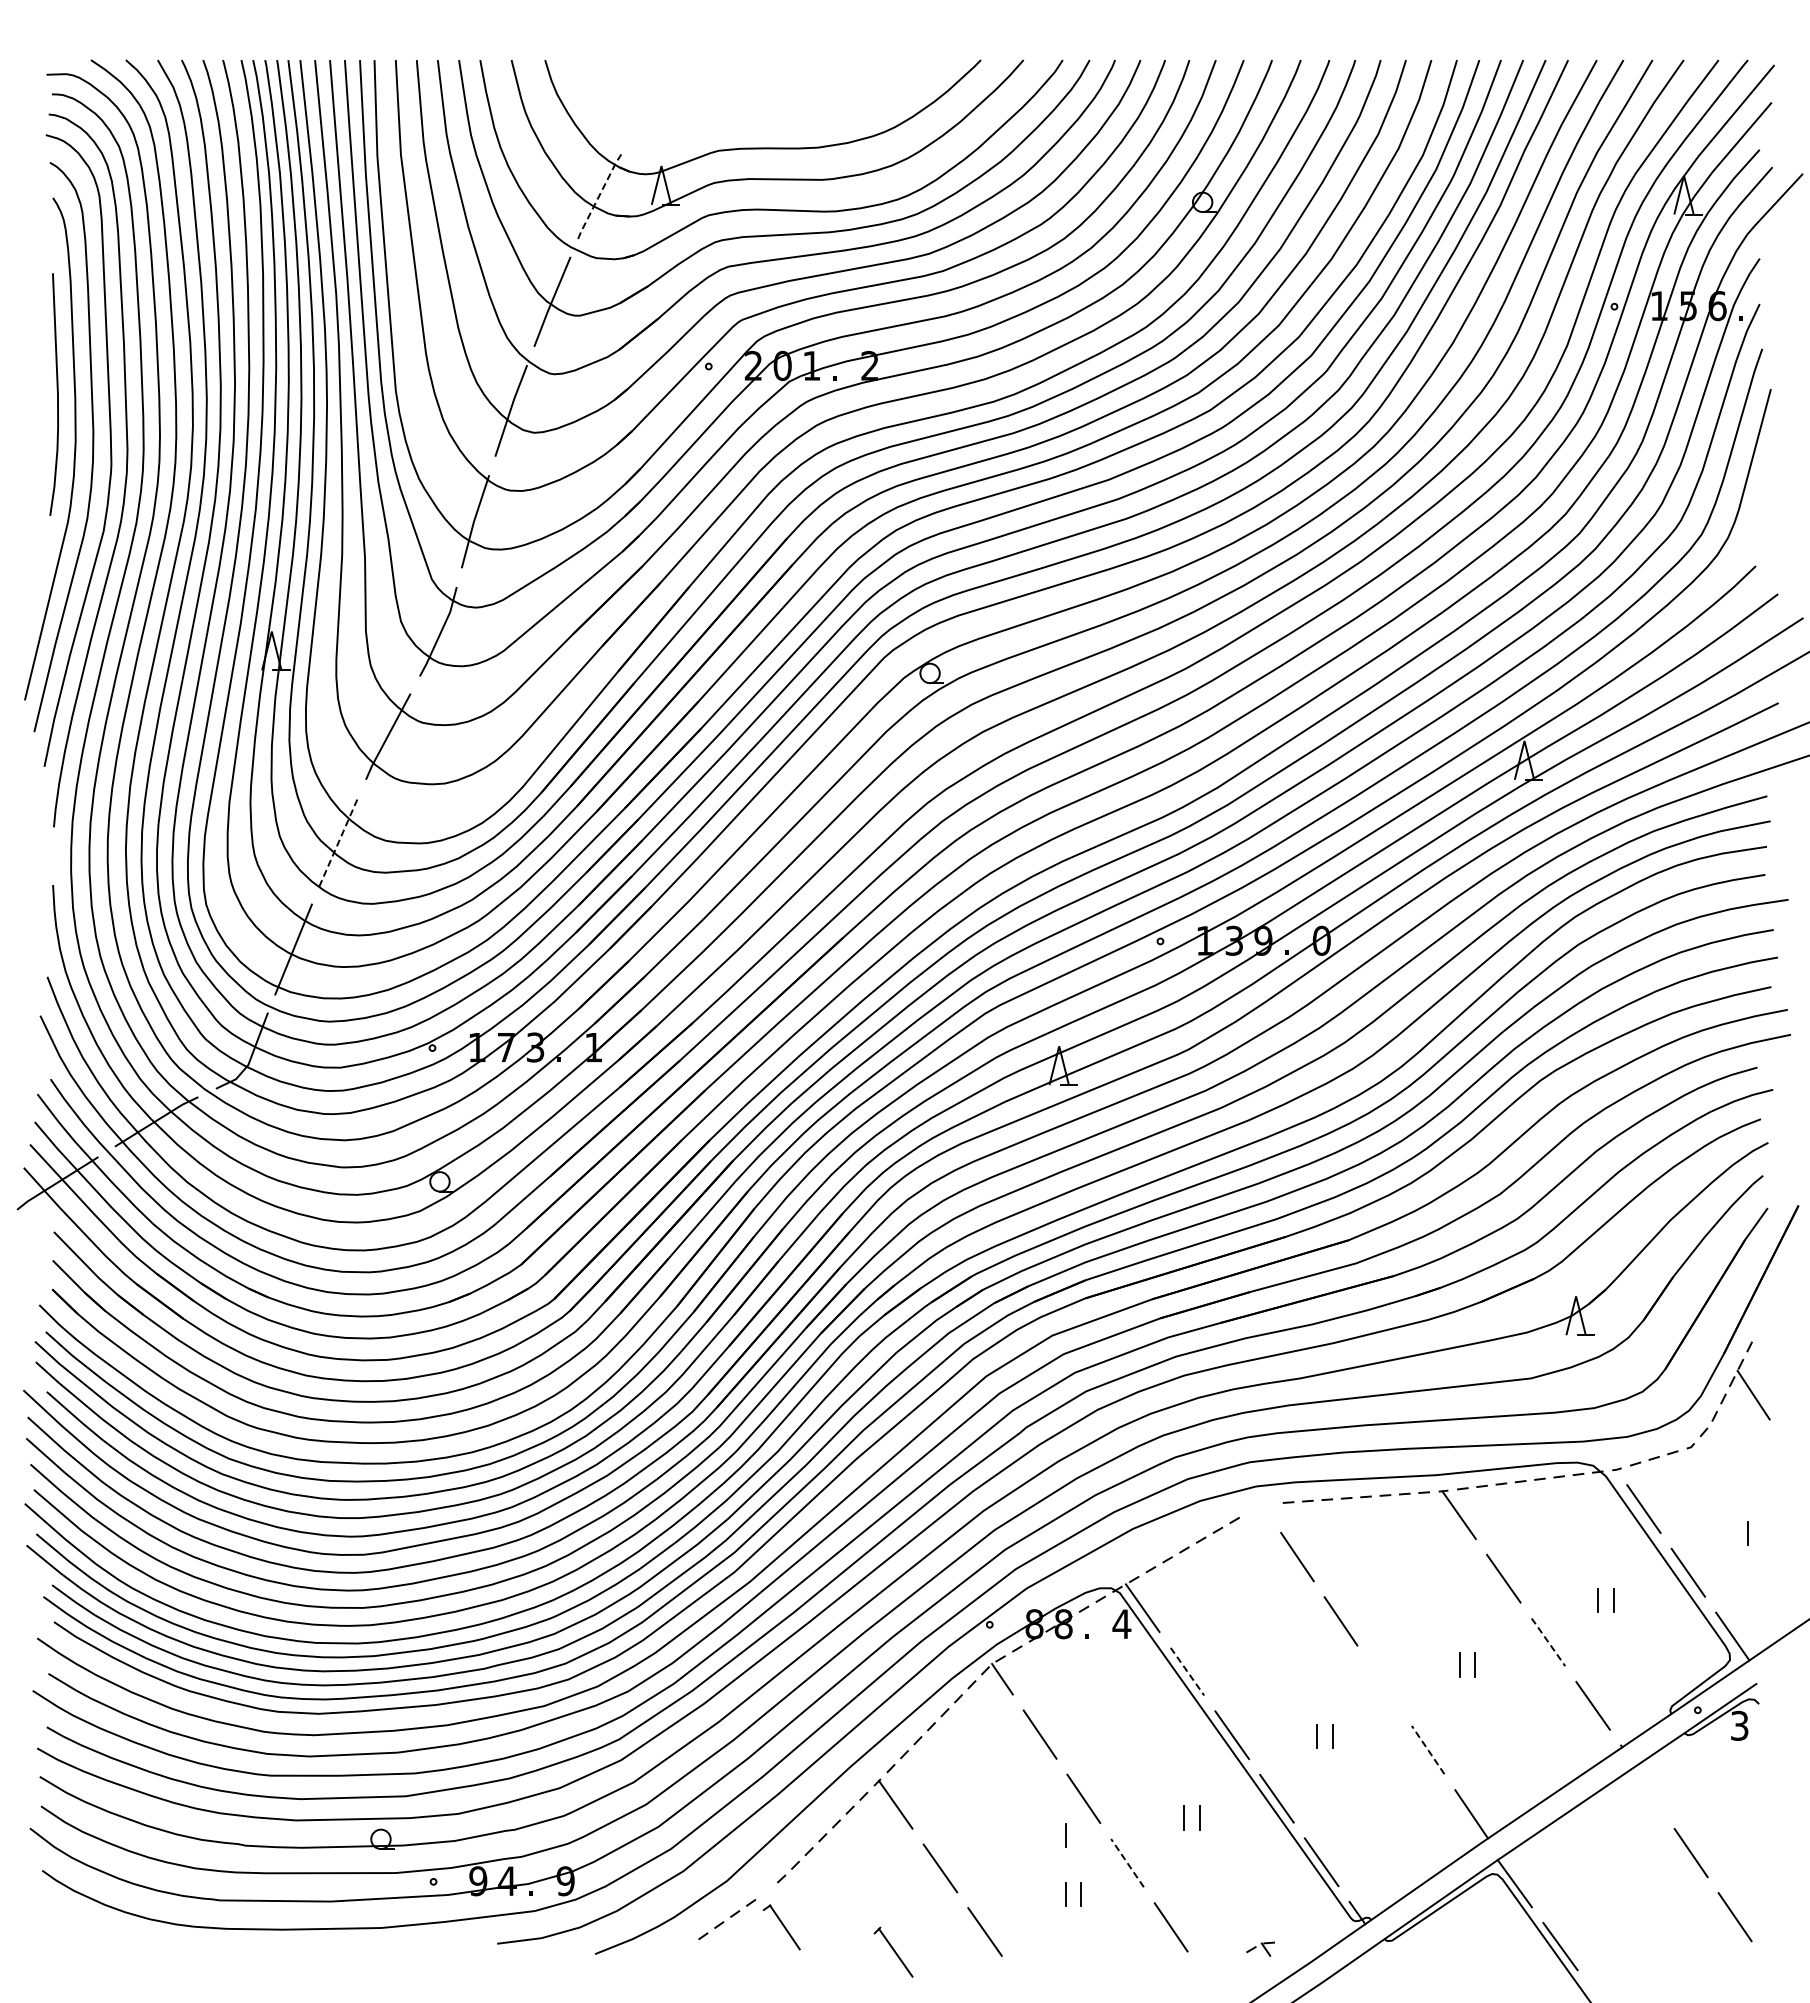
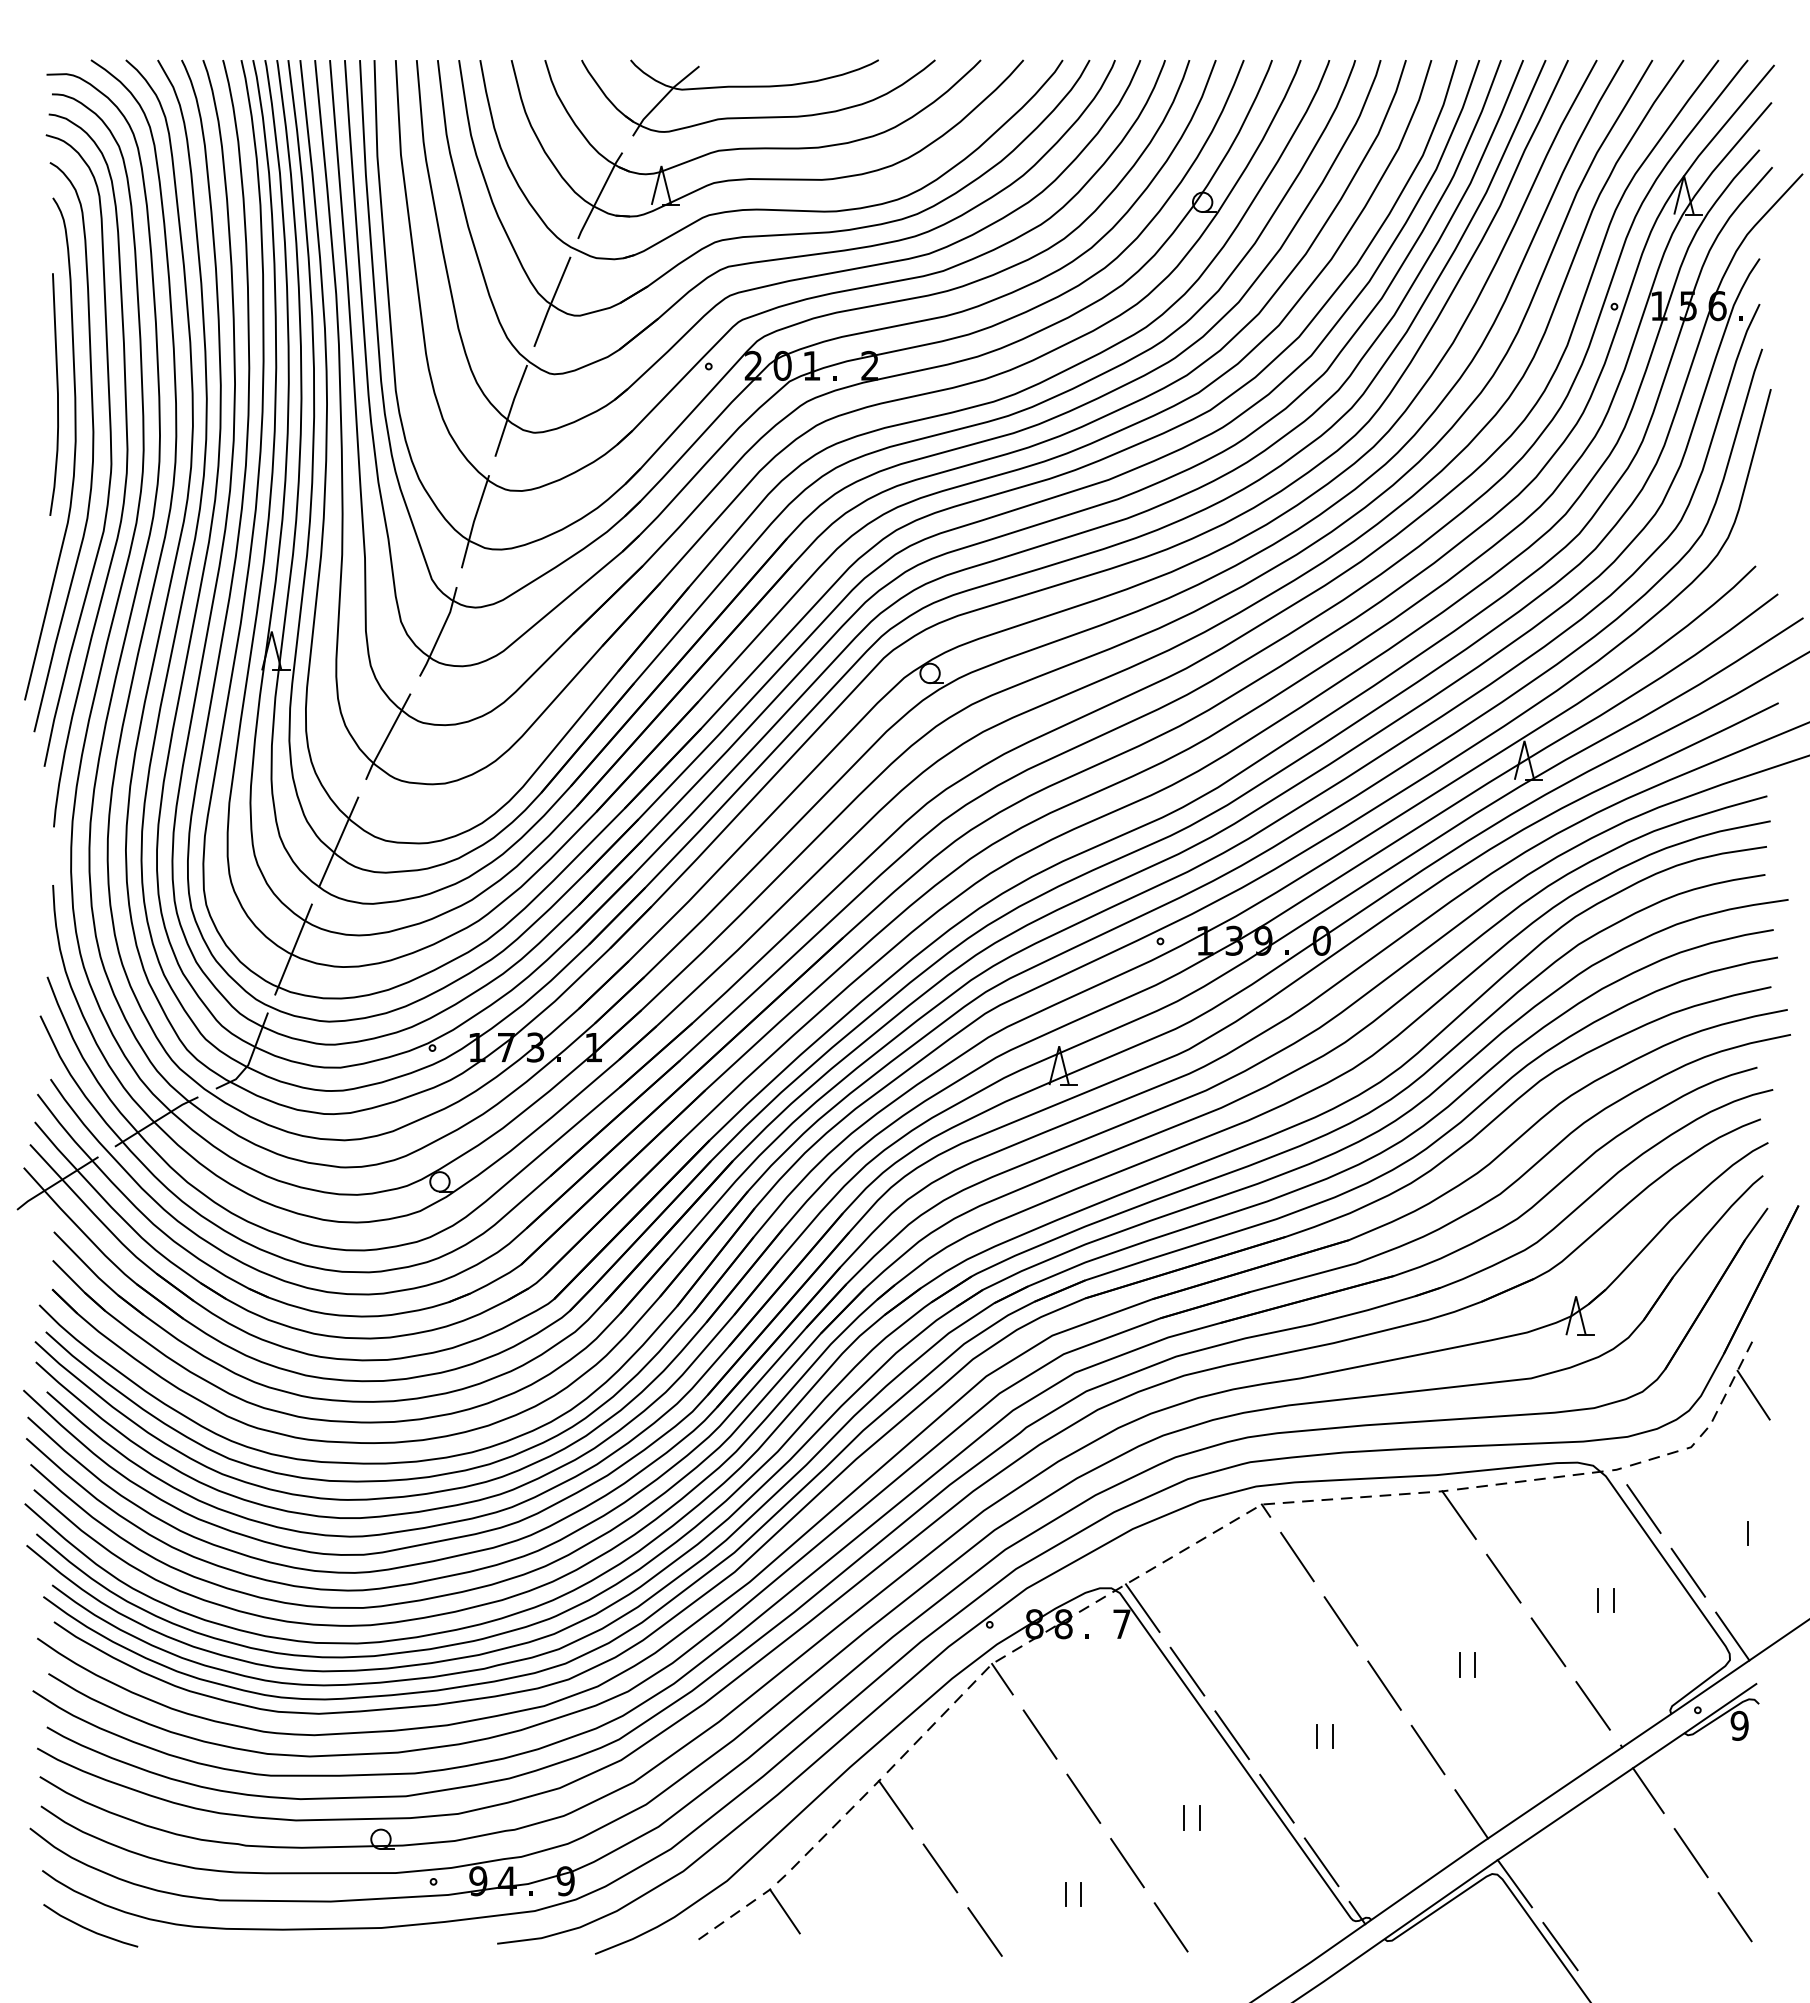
part: none -> present (758, 87)
line: dashed -> solid (599, 195)
line: dashed -> solid (338, 842)
text: 4 -> 7 (1121, 1623)
line: dashed -> solid (1548, 1642)
line: dashed -> solid (1187, 1672)
line: none -> present (1384, 1685)
text: 3 -> 9 (1739, 1725)
line: dashed -> solid (1427, 1749)
line: none -> present (1648, 1790)
line: present -> none (1065, 1835)
line: dashed -> solid (1127, 1862)
part position: (781, 1927) -> (781, 1911) (781, 1911)
curve: none -> present (88, 1928)
part position: (1260, 1948) -> (1260, 1509) (1260, 1509)
part: present -> none (893, 1951)
